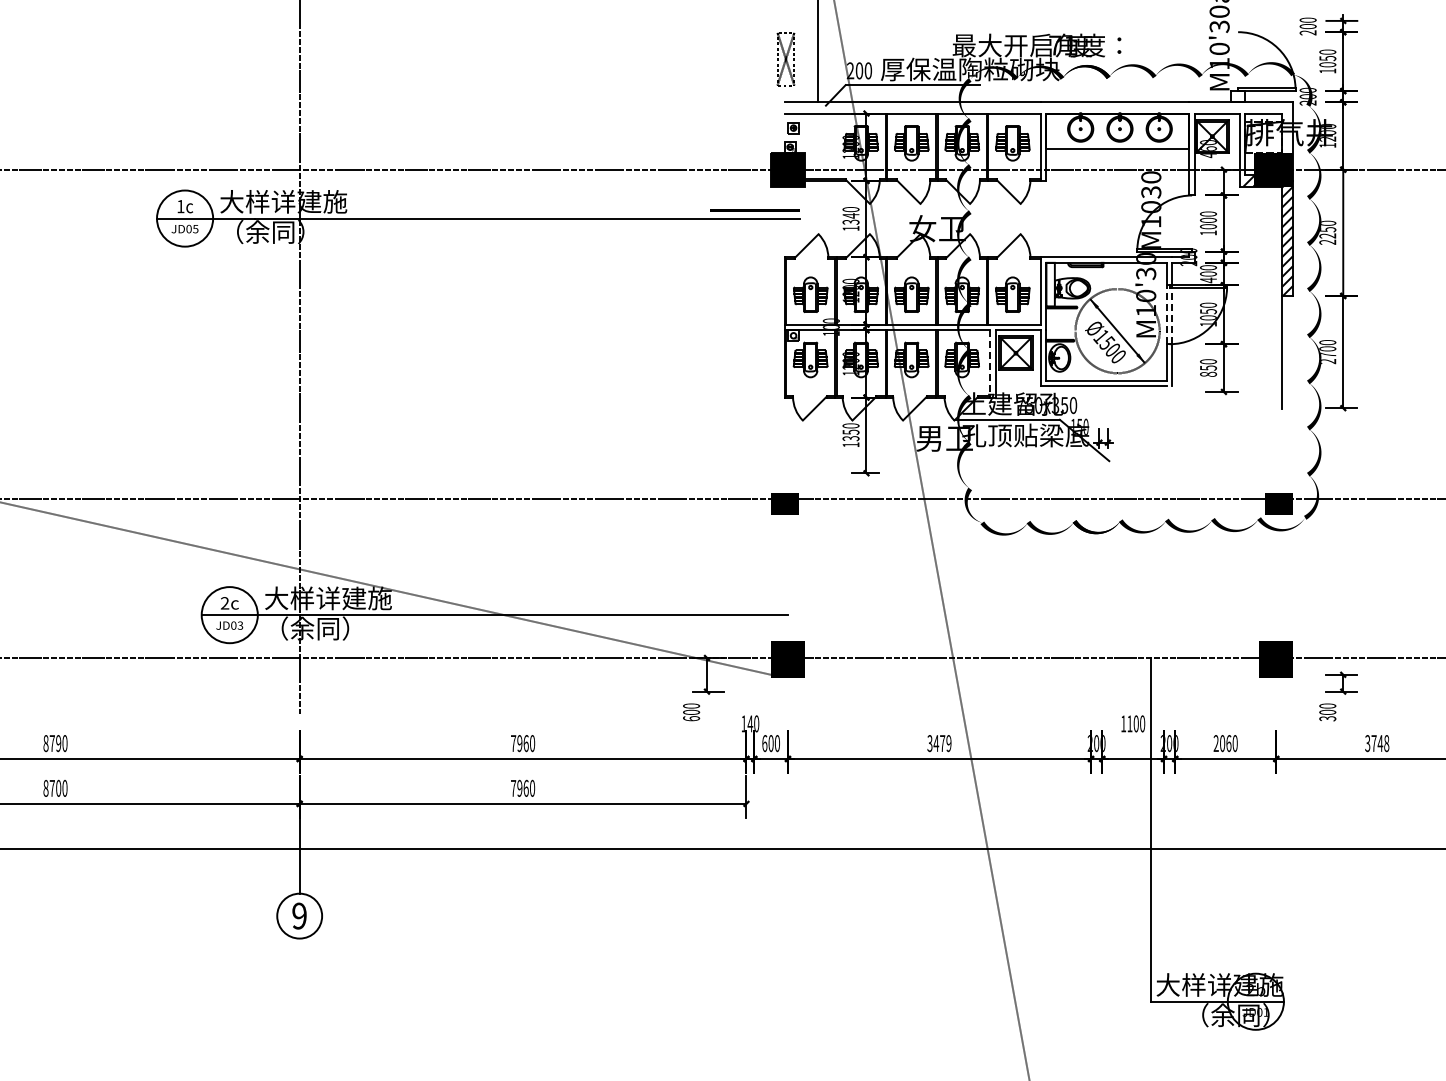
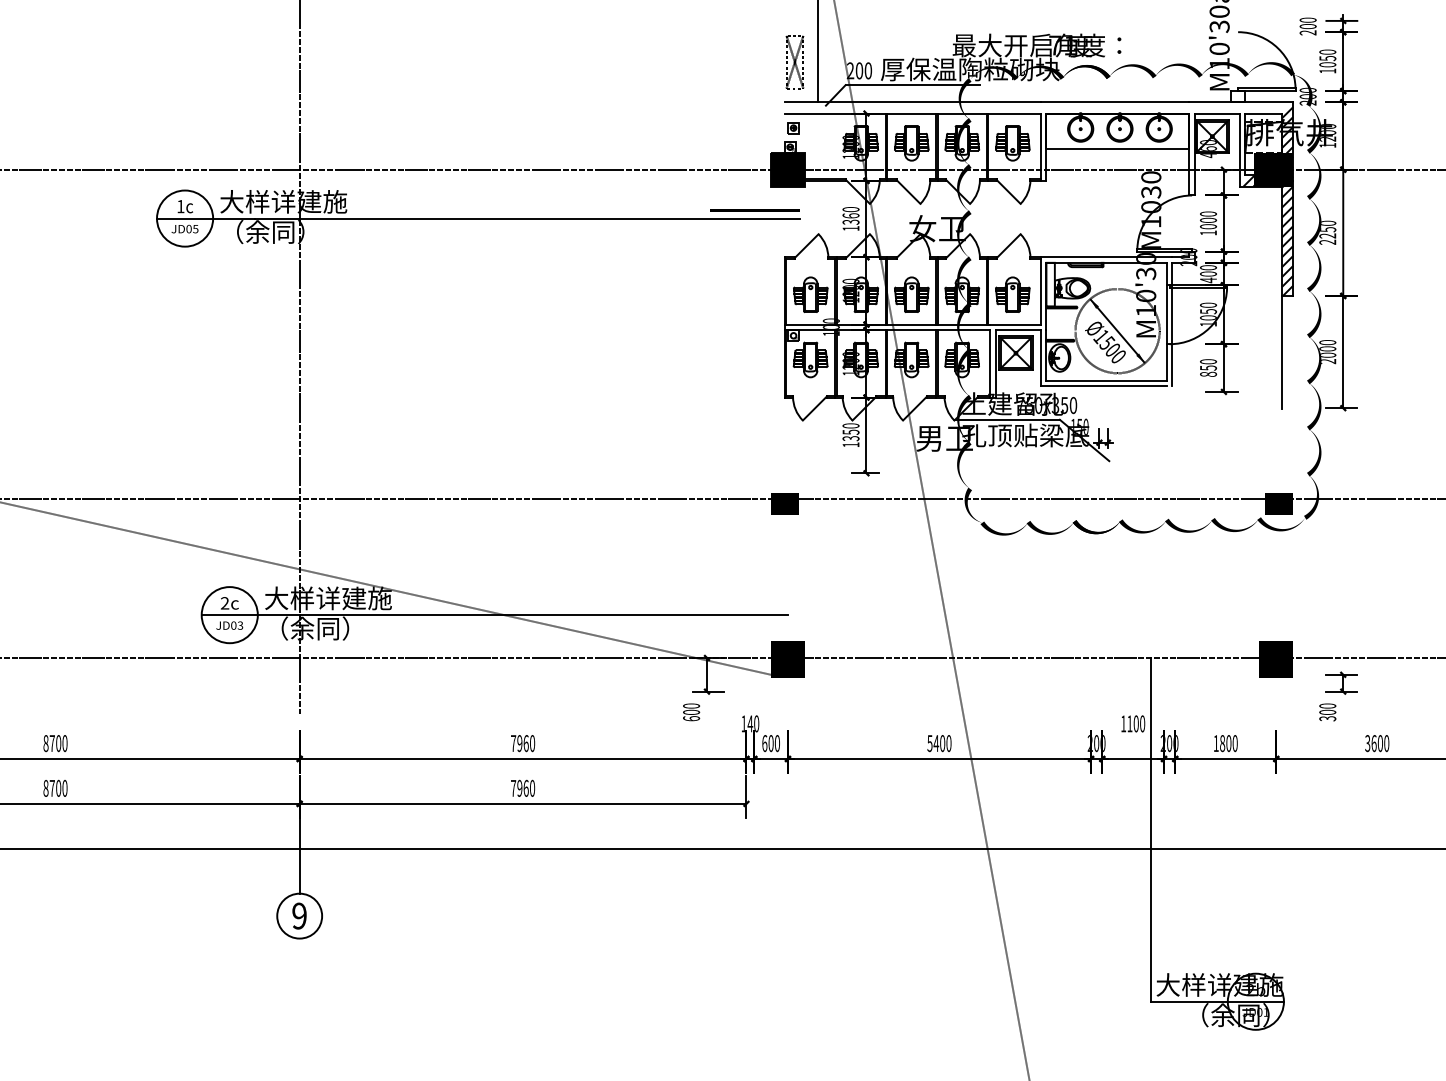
part position: (785, 59) -> (794, 62) (794, 62)
hatch: none -> present (1287, 143)
text: 1340 -> 1360 (850, 215)
line: dashed -> solid (1166, 314)
line: dashed -> solid (1172, 314)
text: 2700 -> 2000 (1328, 354)
line: dashed -> solid (990, 363)
text: 8790 -> 8700 (58, 743)
text: 3479 -> 5400 (939, 743)
text: 2060 -> 1800 (1222, 743)
text: 3748 -> 3600 (1380, 743)
